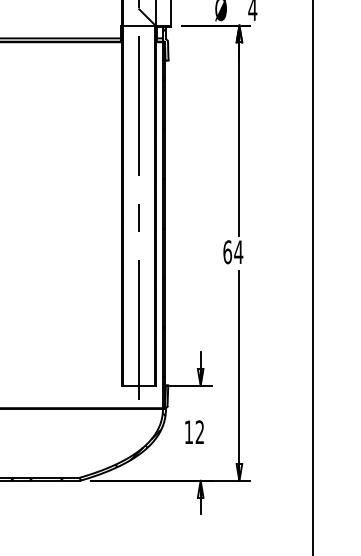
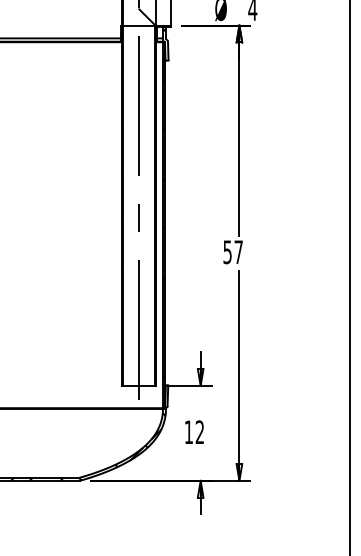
text: 64 -> 57 (233, 252)
line position: (313, 277) -> (350, 277) (350, 277)
